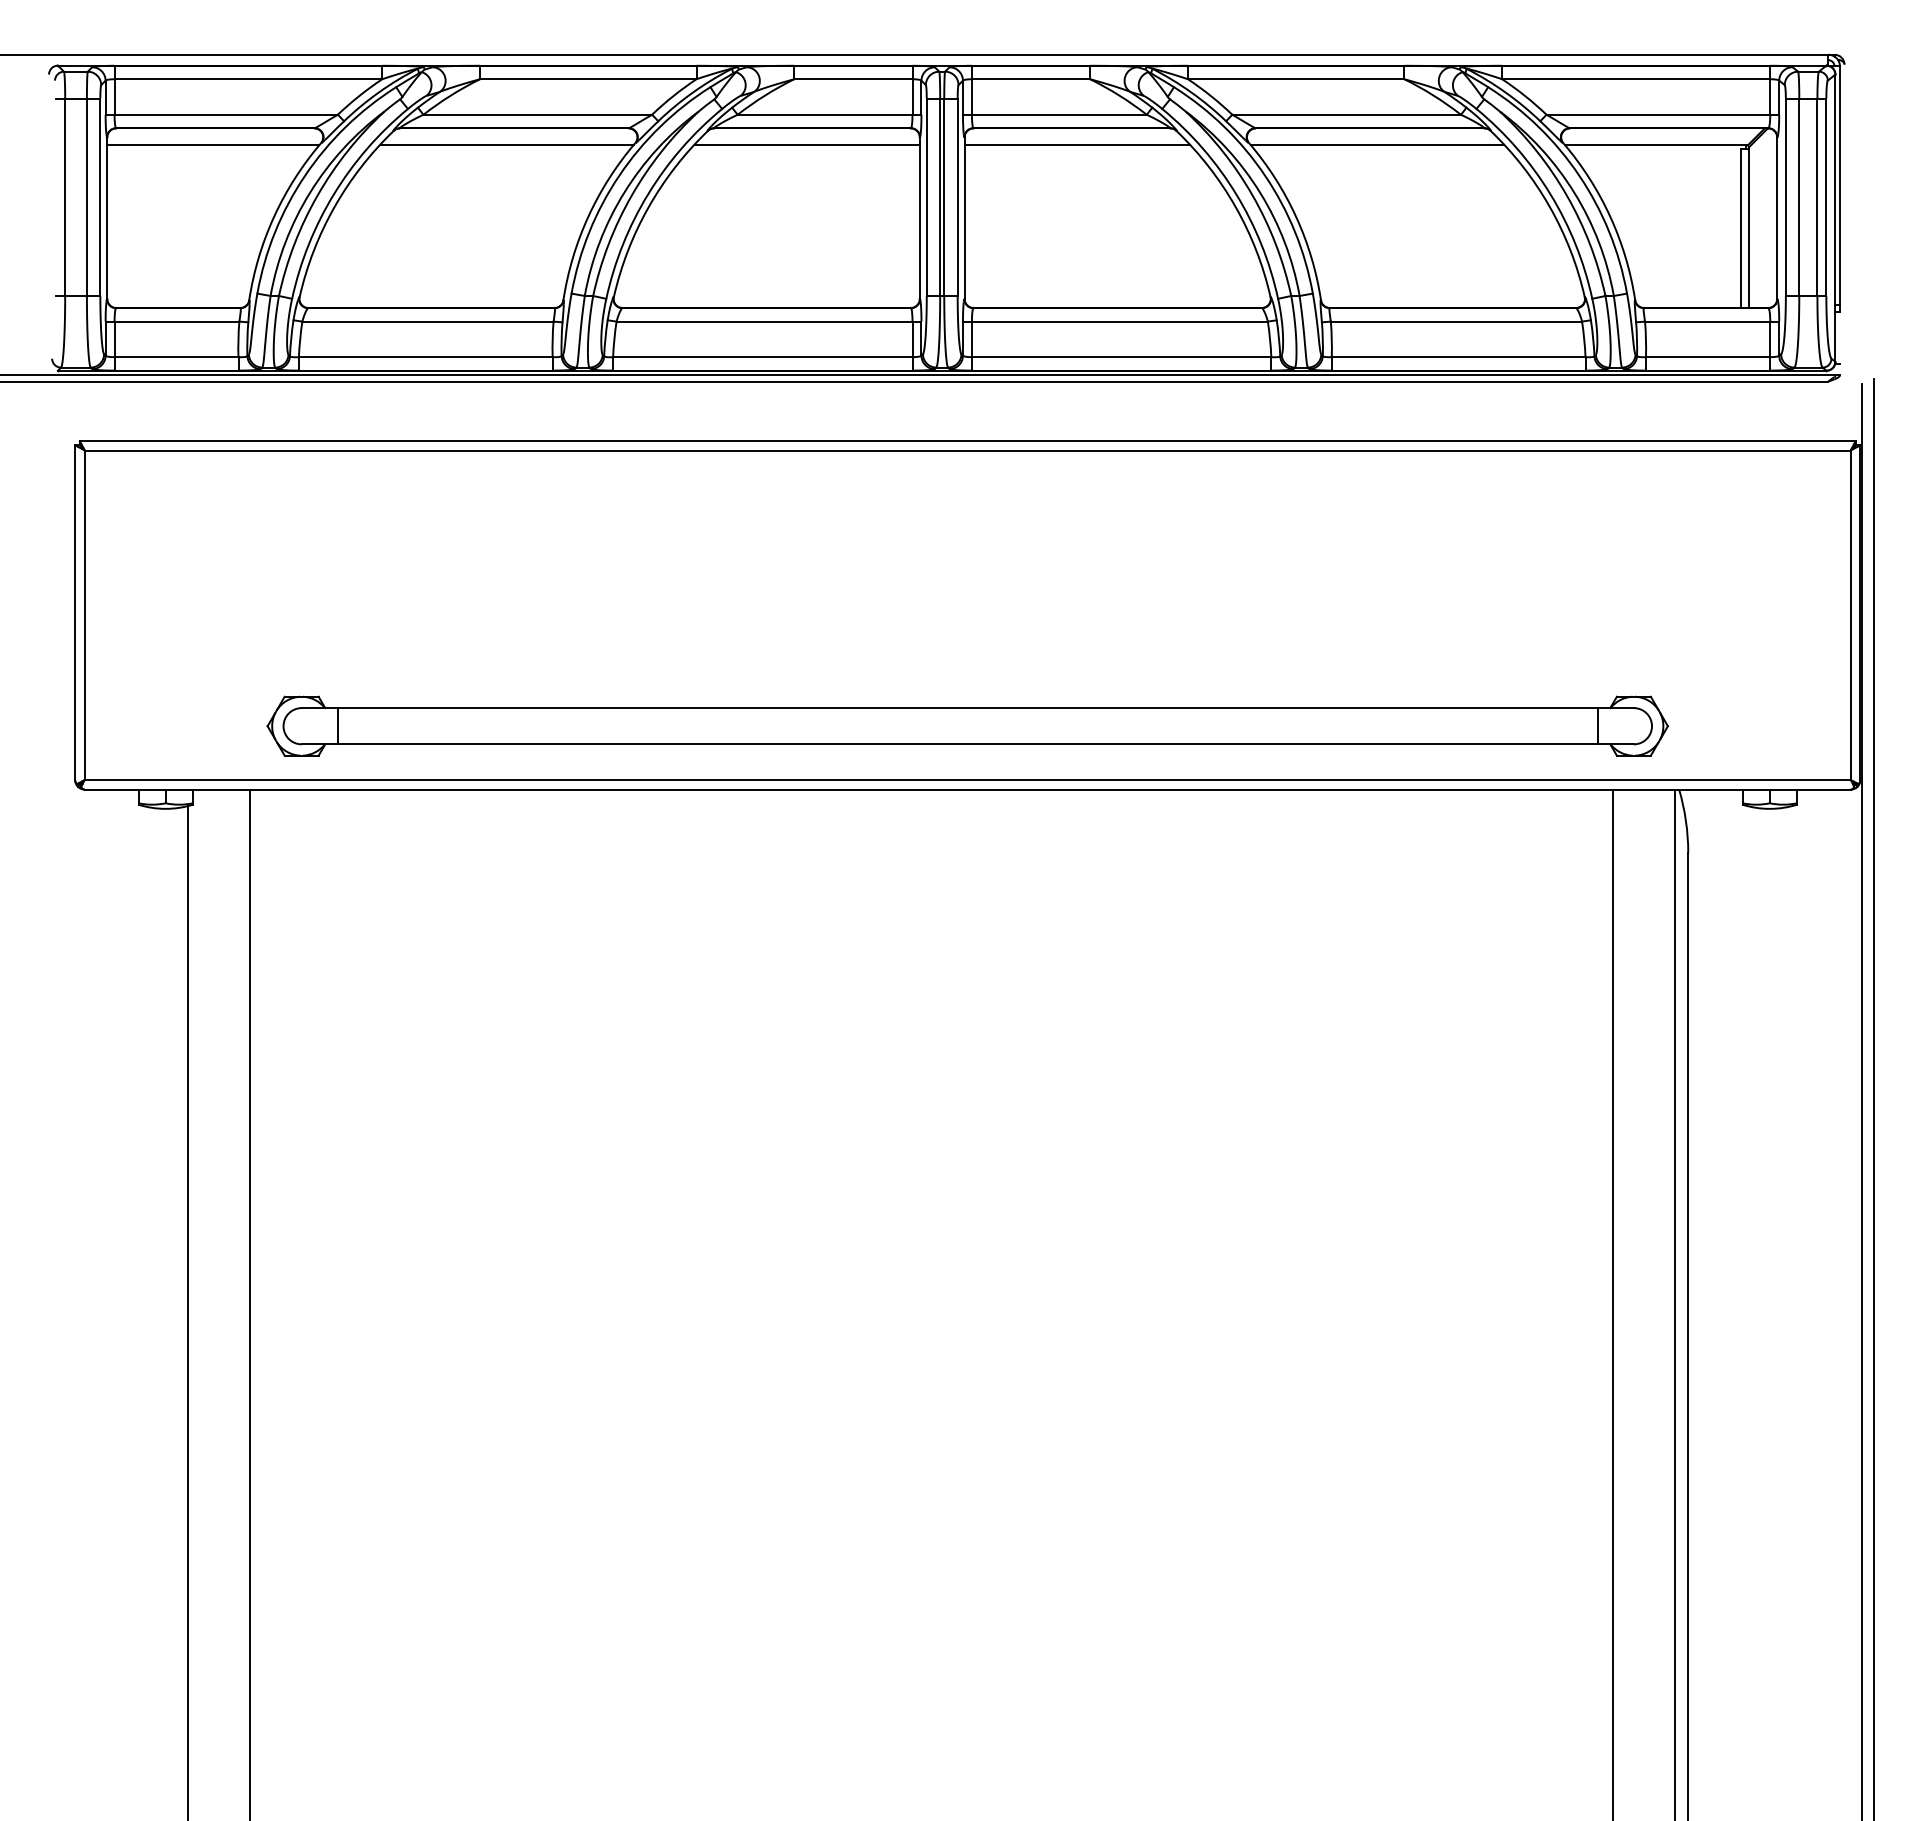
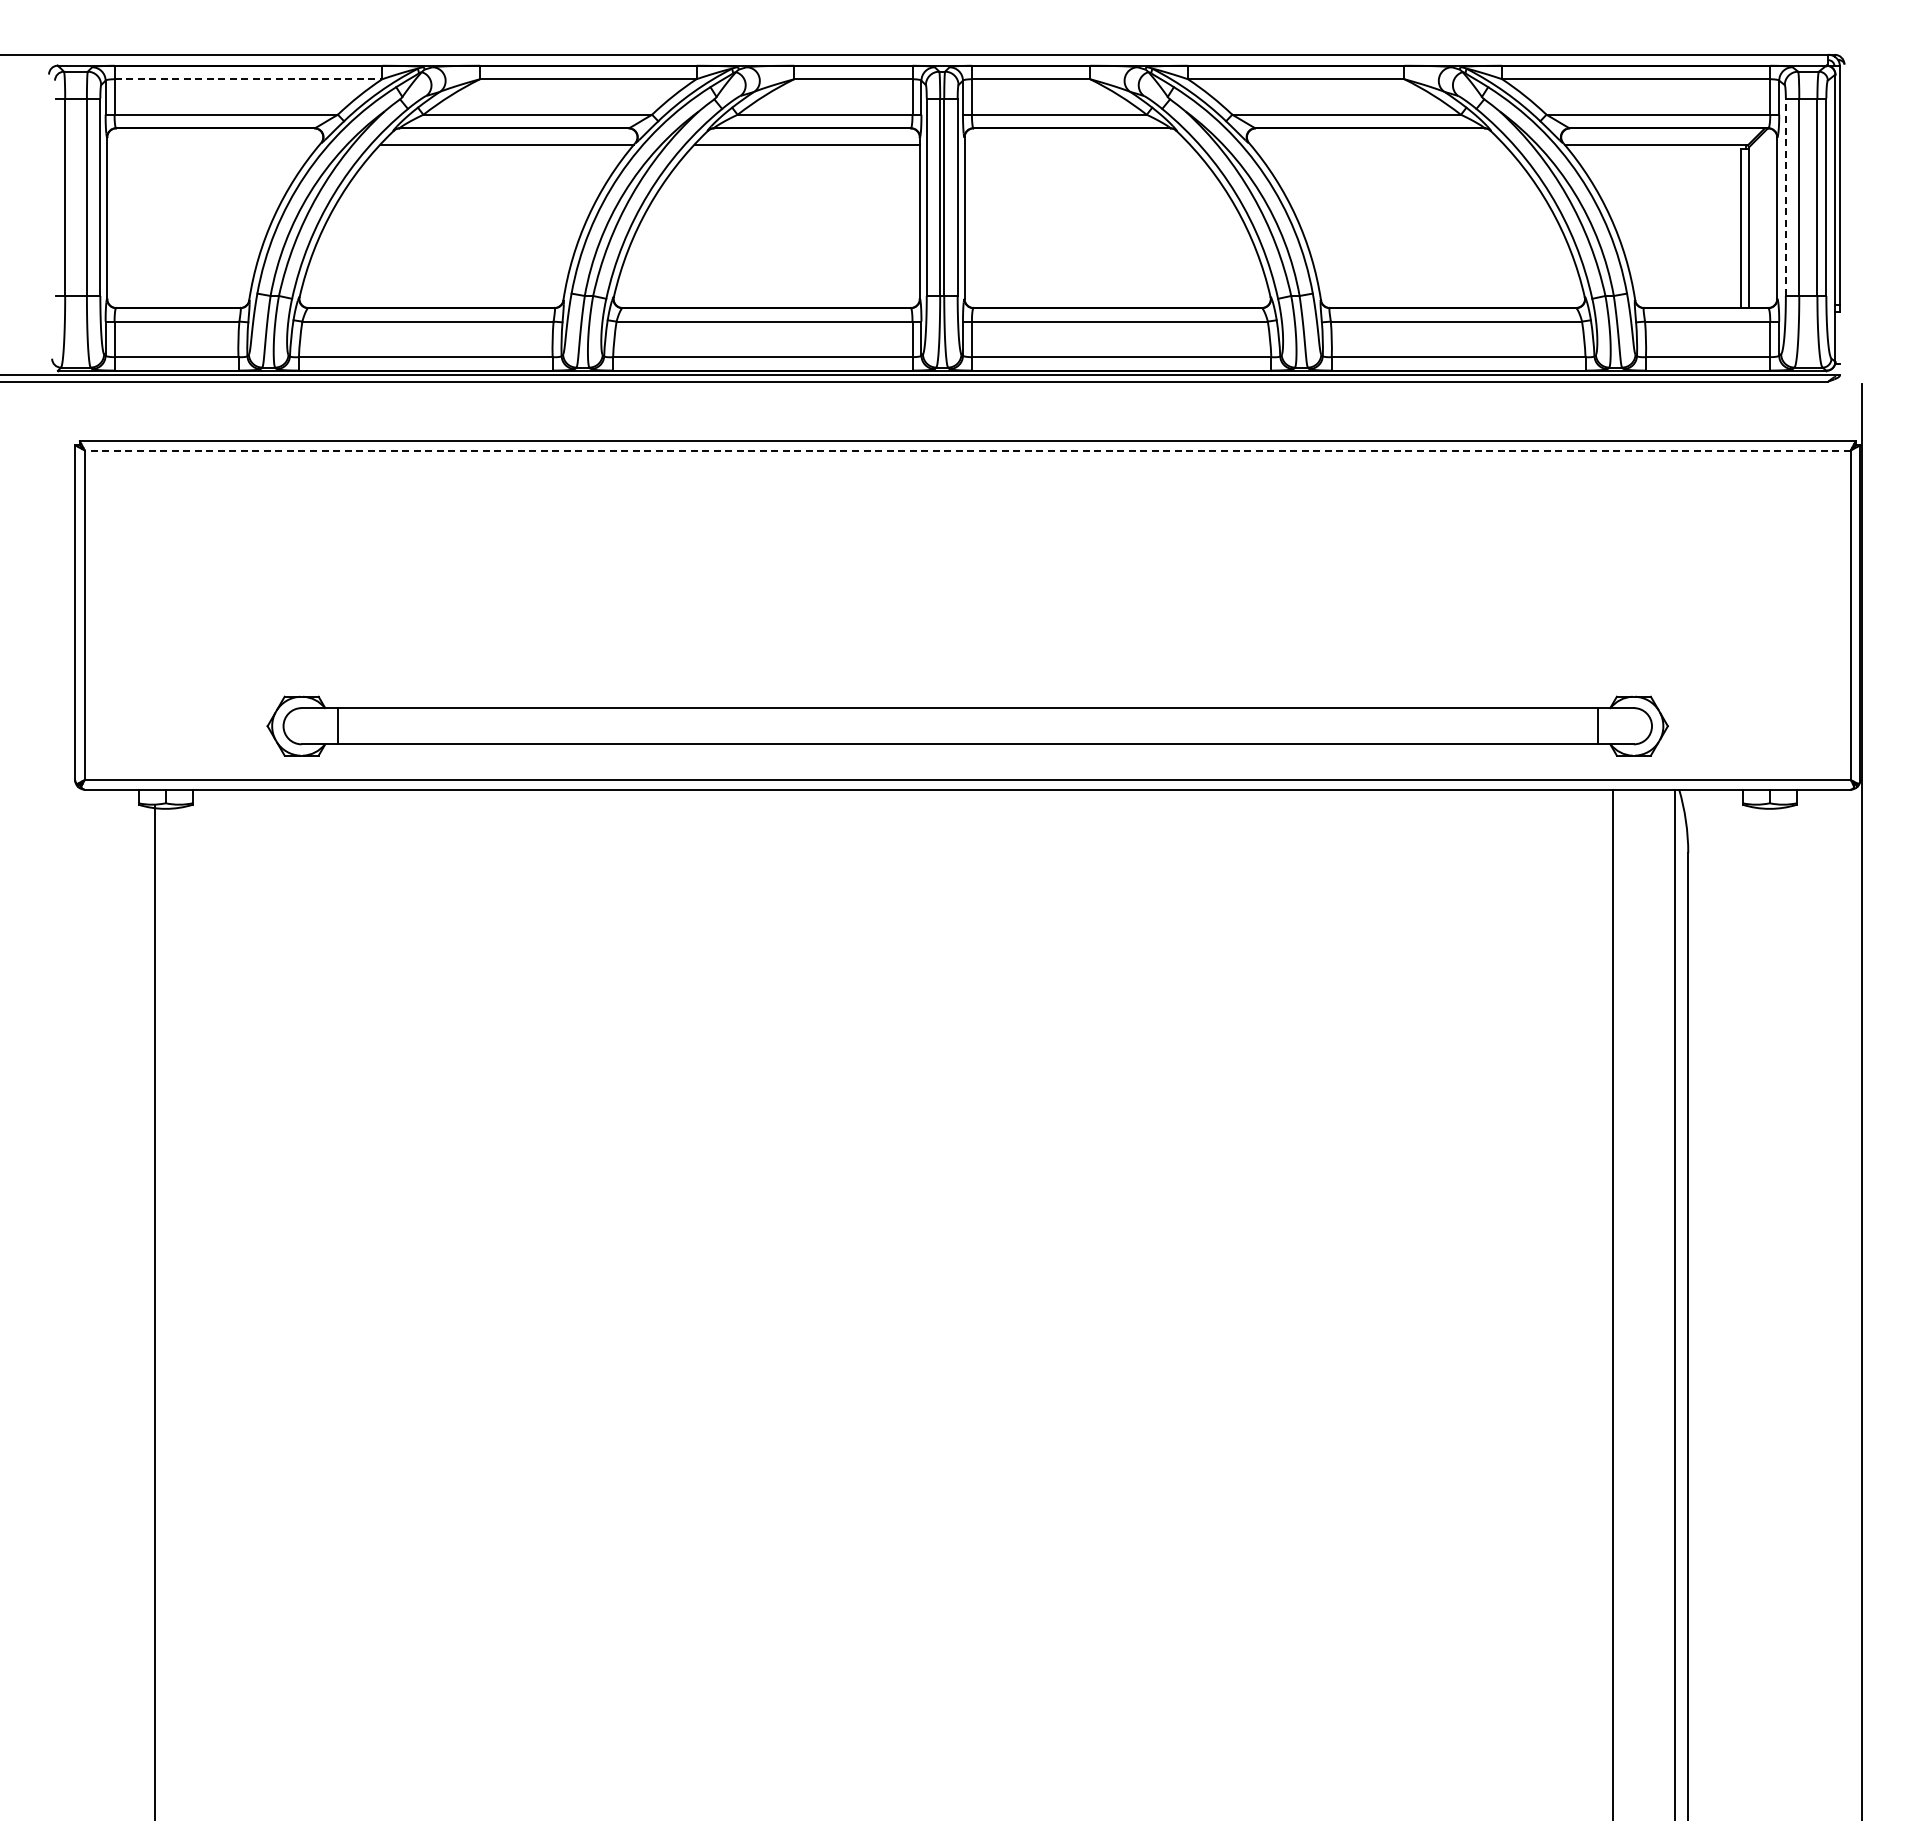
line: solid -> dashed (248, 79)
line: present -> none (213, 145)
line: present -> none (1076, 145)
line: present -> none (1376, 145)
line: solid -> dashed (1785, 197)
line: solid -> dashed (967, 450)
line: present -> none (1874, 1098)
line: present -> none (249, 1303)
line position: (188, 1311) -> (155, 1311) (155, 1311)
